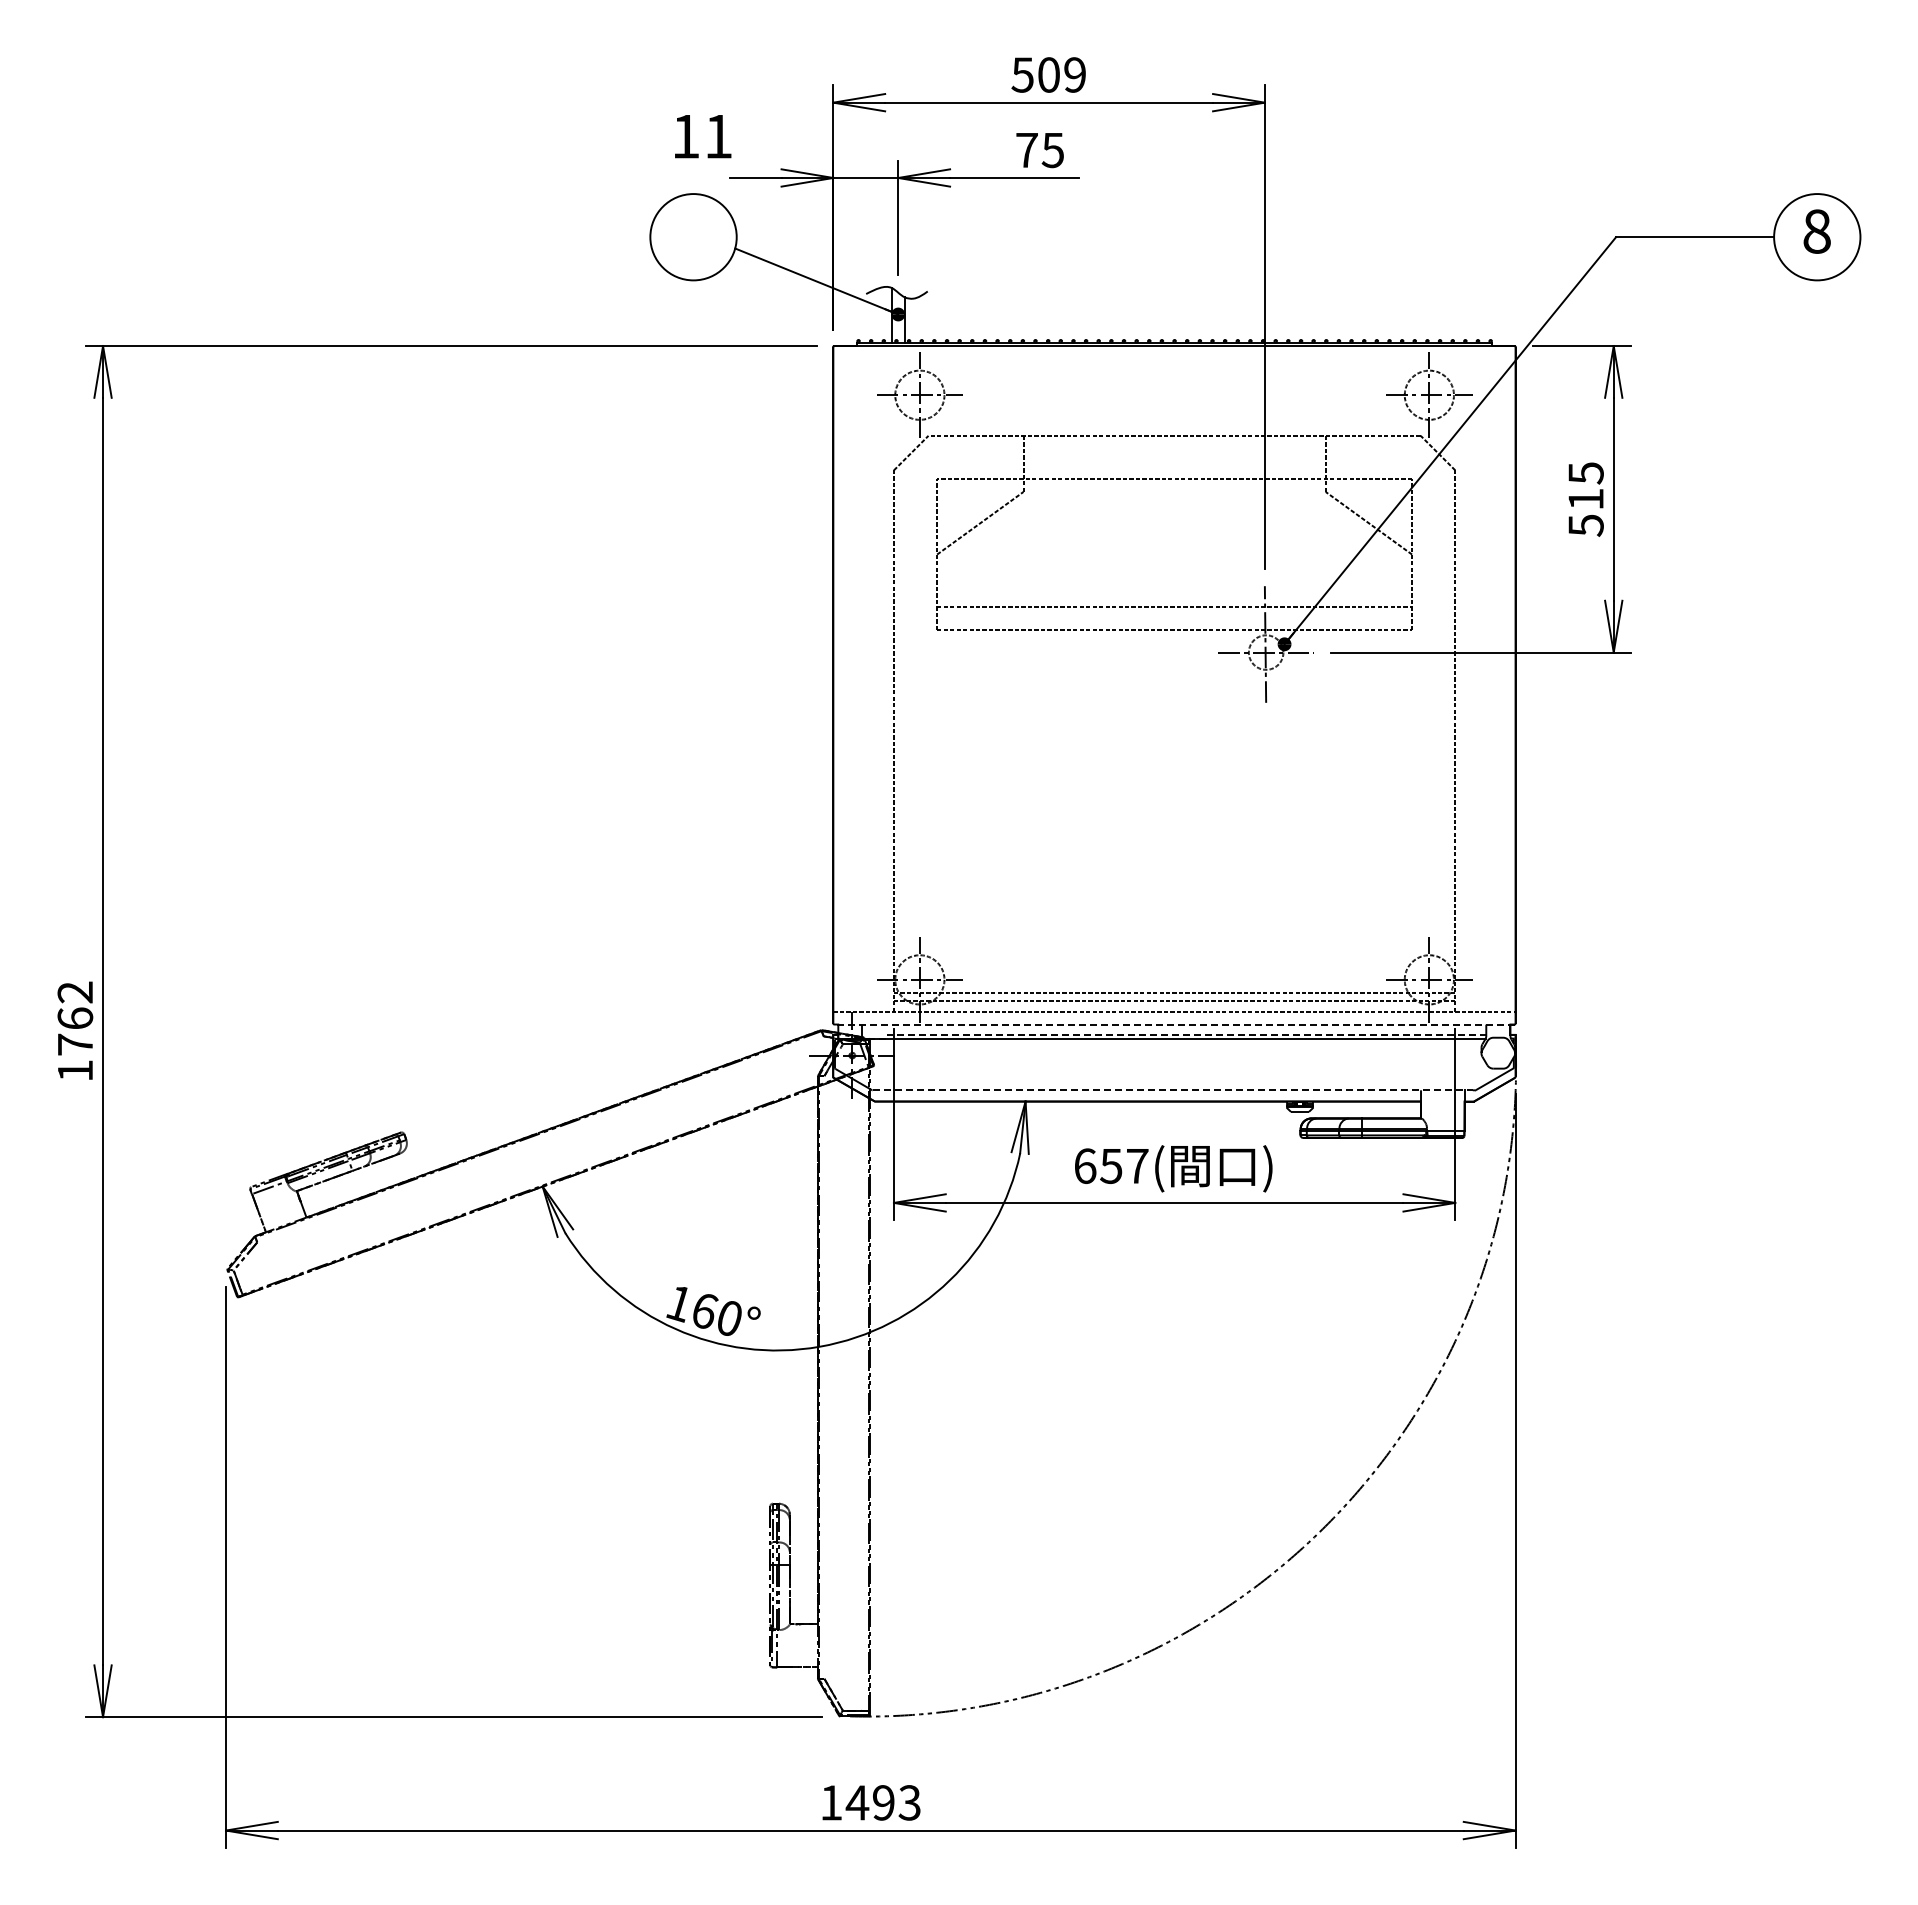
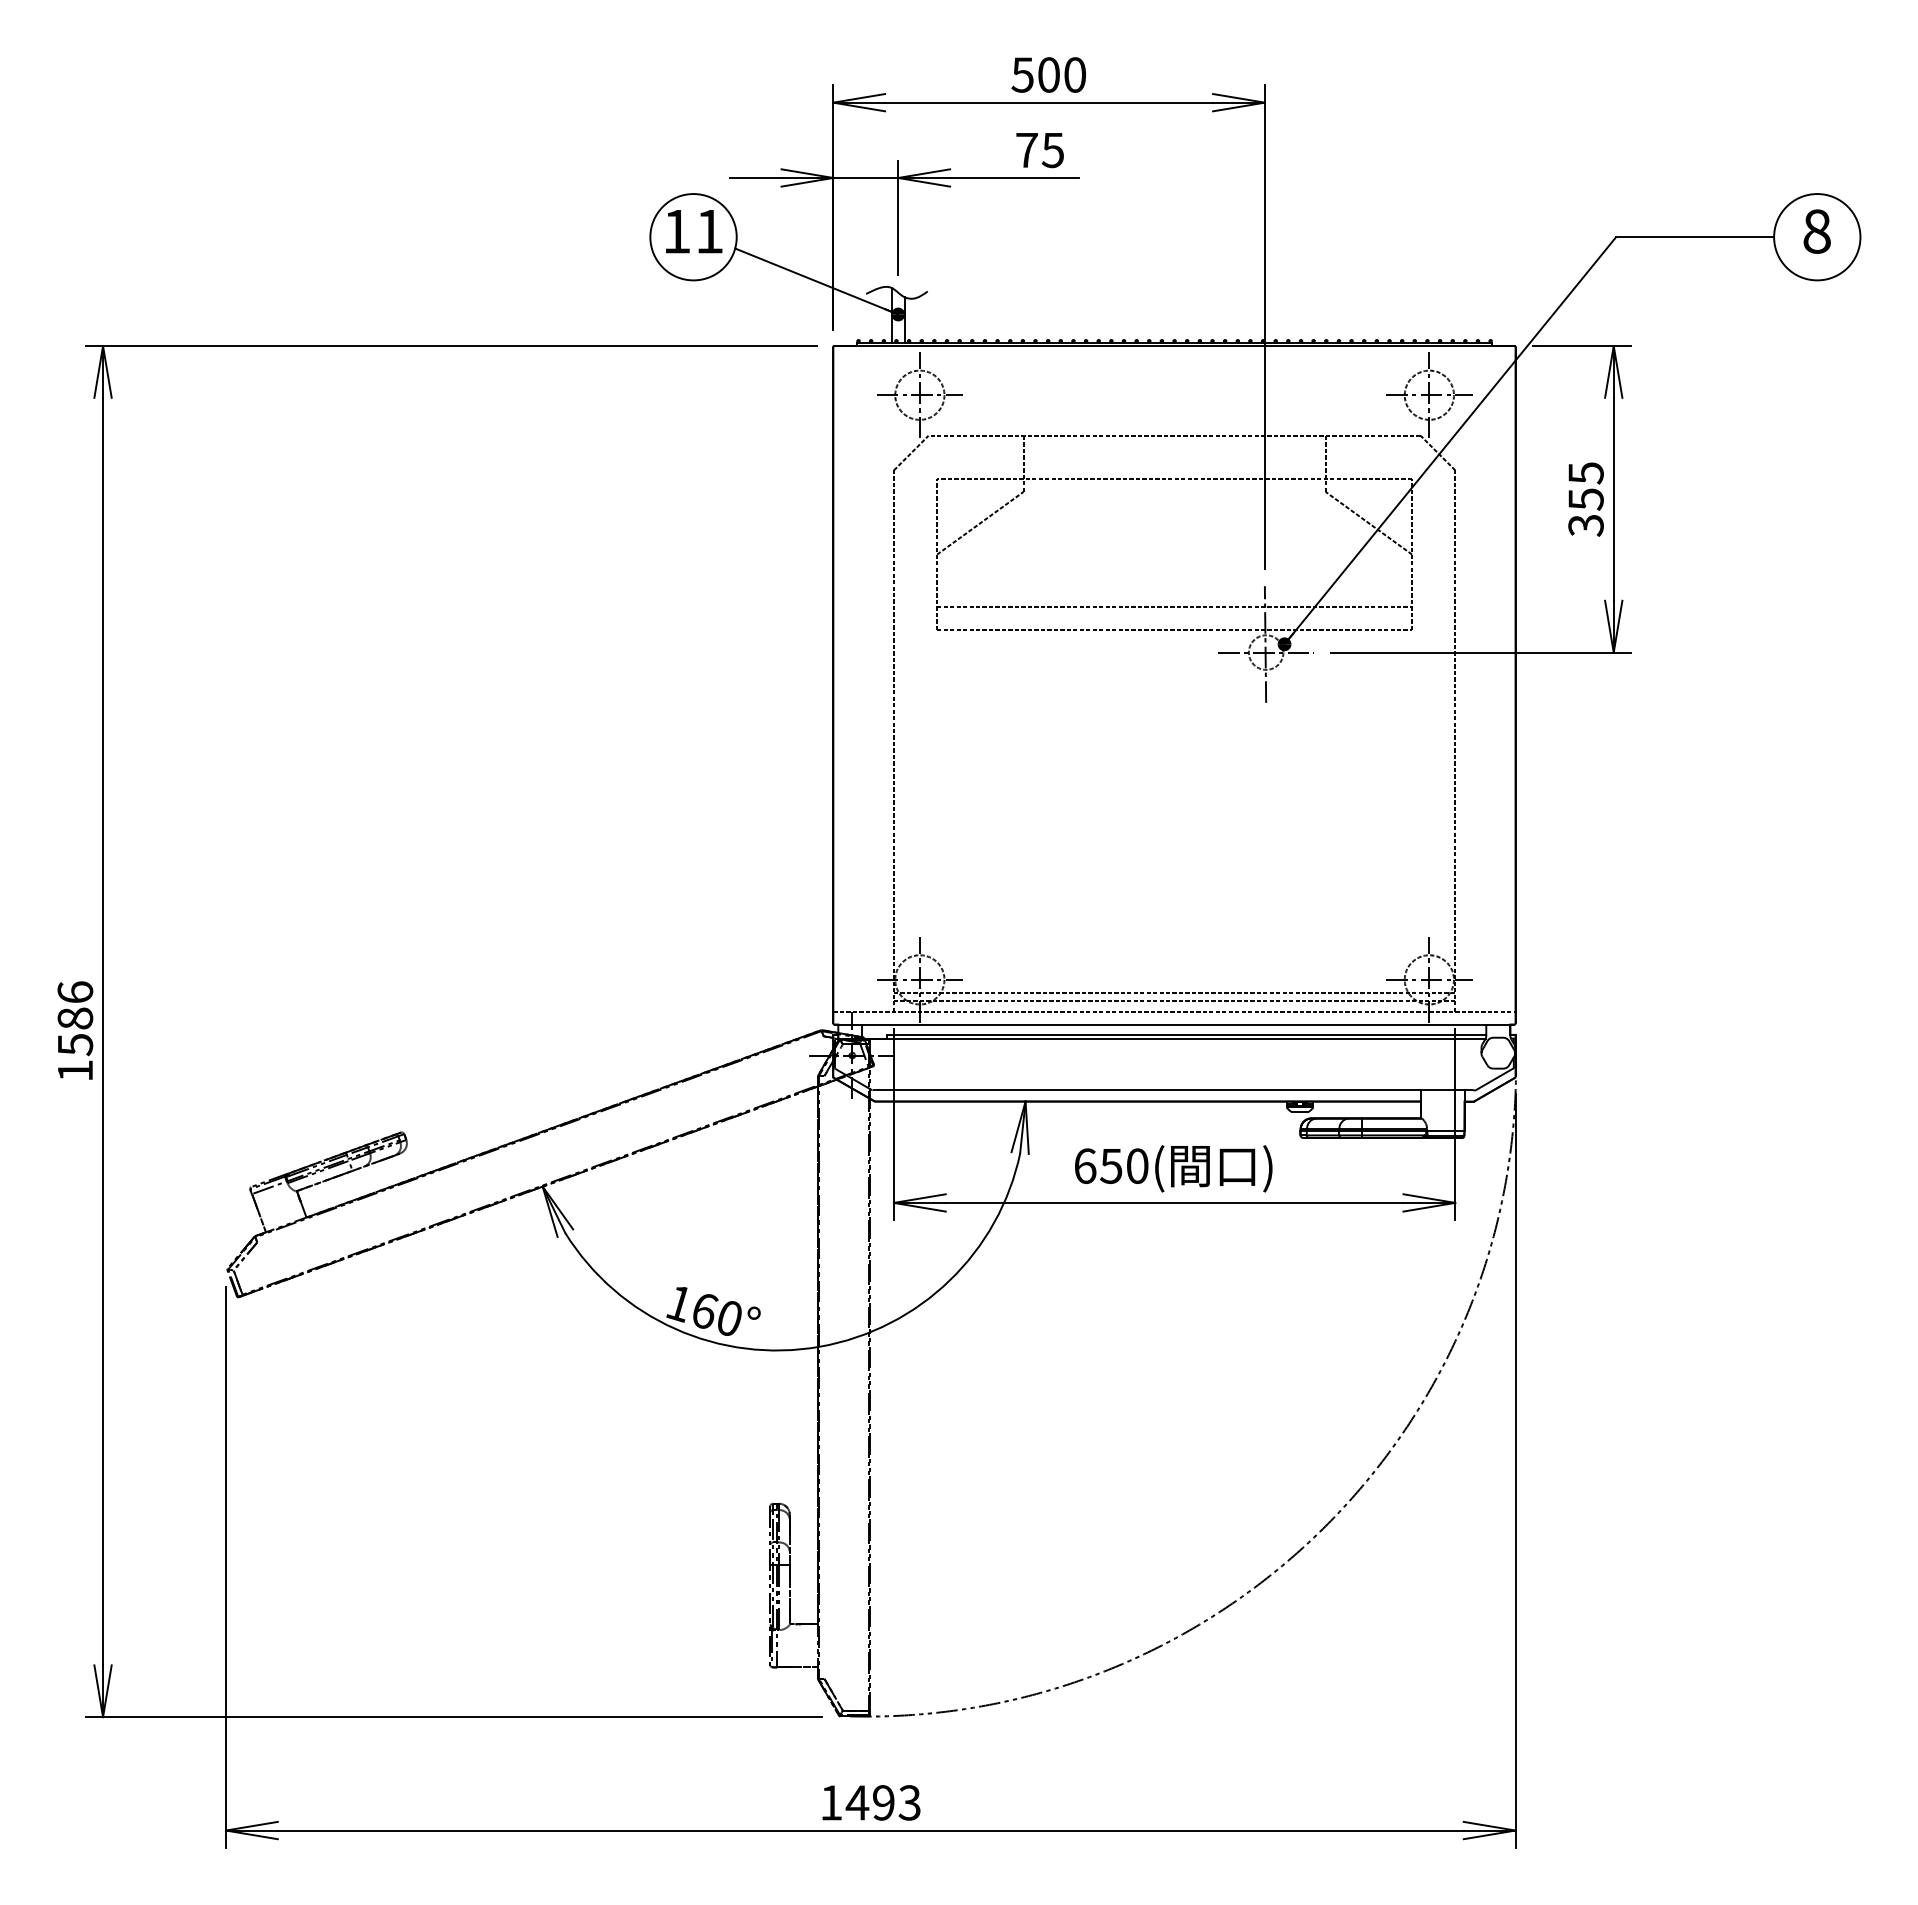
text: 509 -> 500 (1074, 74)
text position: (703, 136) -> (694, 231) (694, 231)
text: 515 -> 355 (1585, 512)
text: 1762 -> 1586 (75, 1018)
line: dashed -> solid (1173, 1024)
line: dashed -> solid (1174, 1034)
line: dashed -> solid (1173, 1090)
text: 657( -> 650( (1137, 1166)
